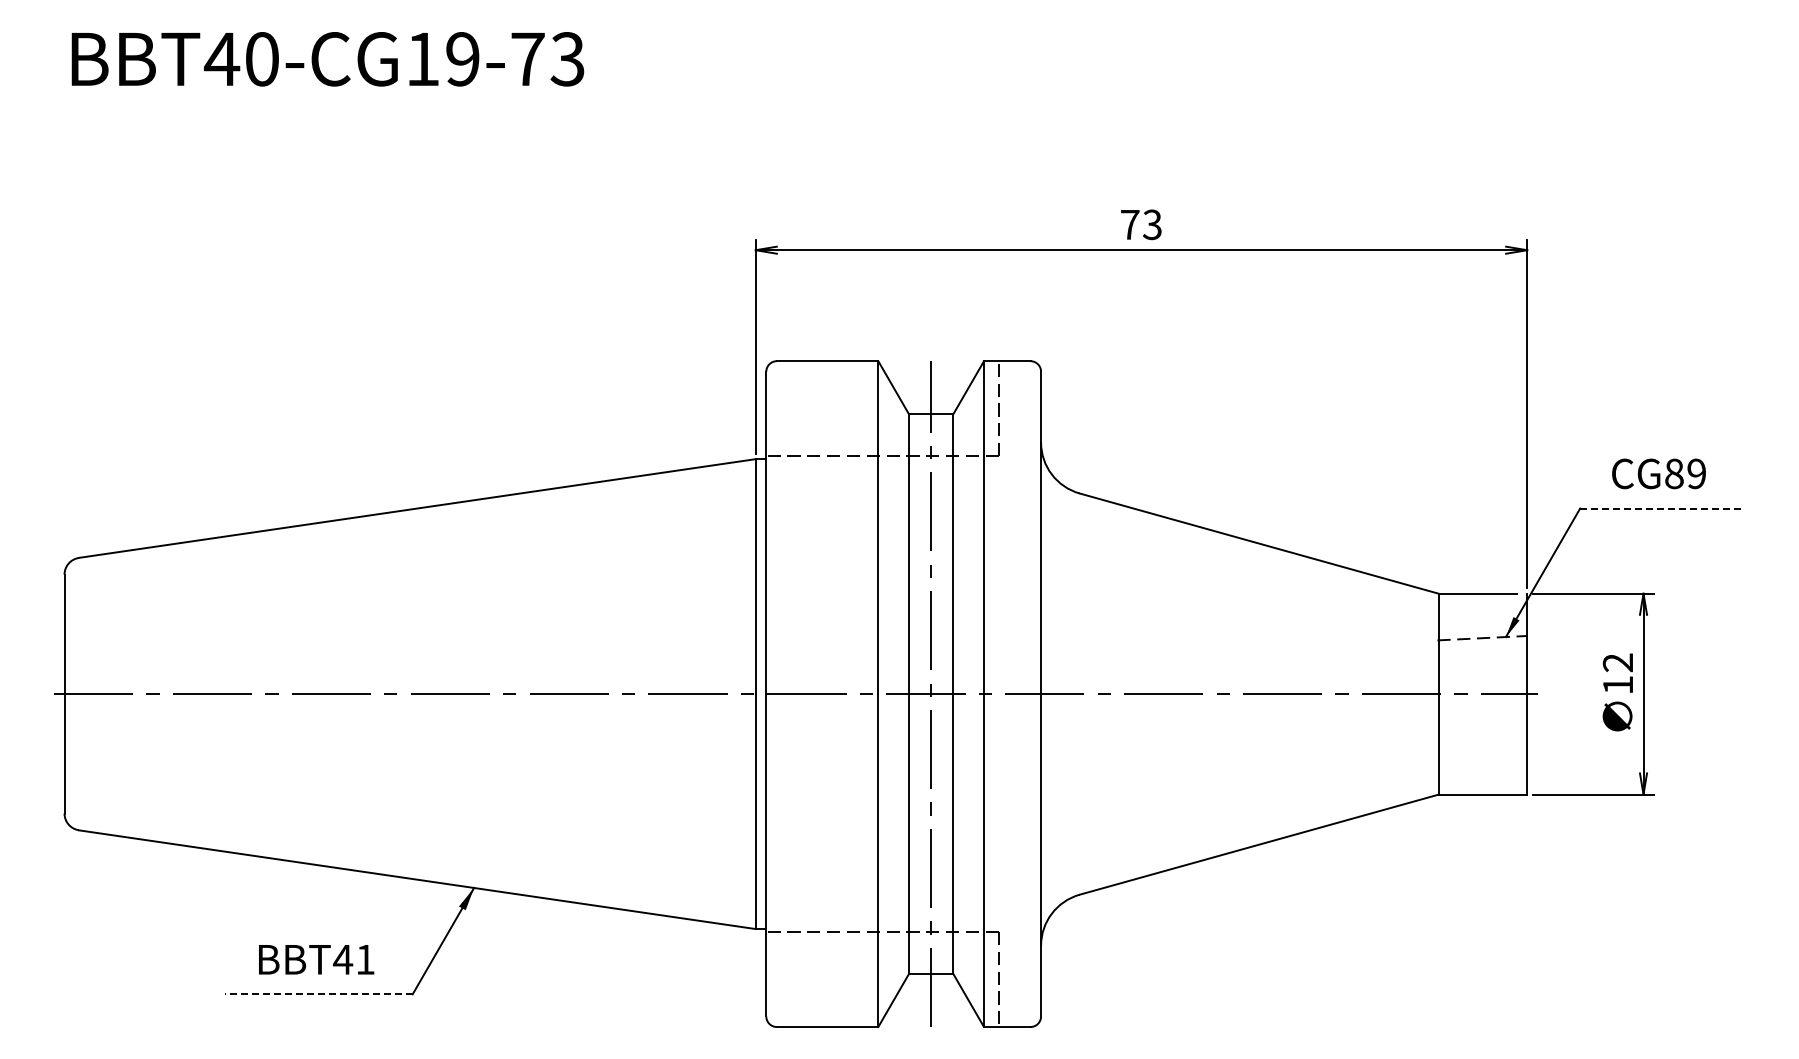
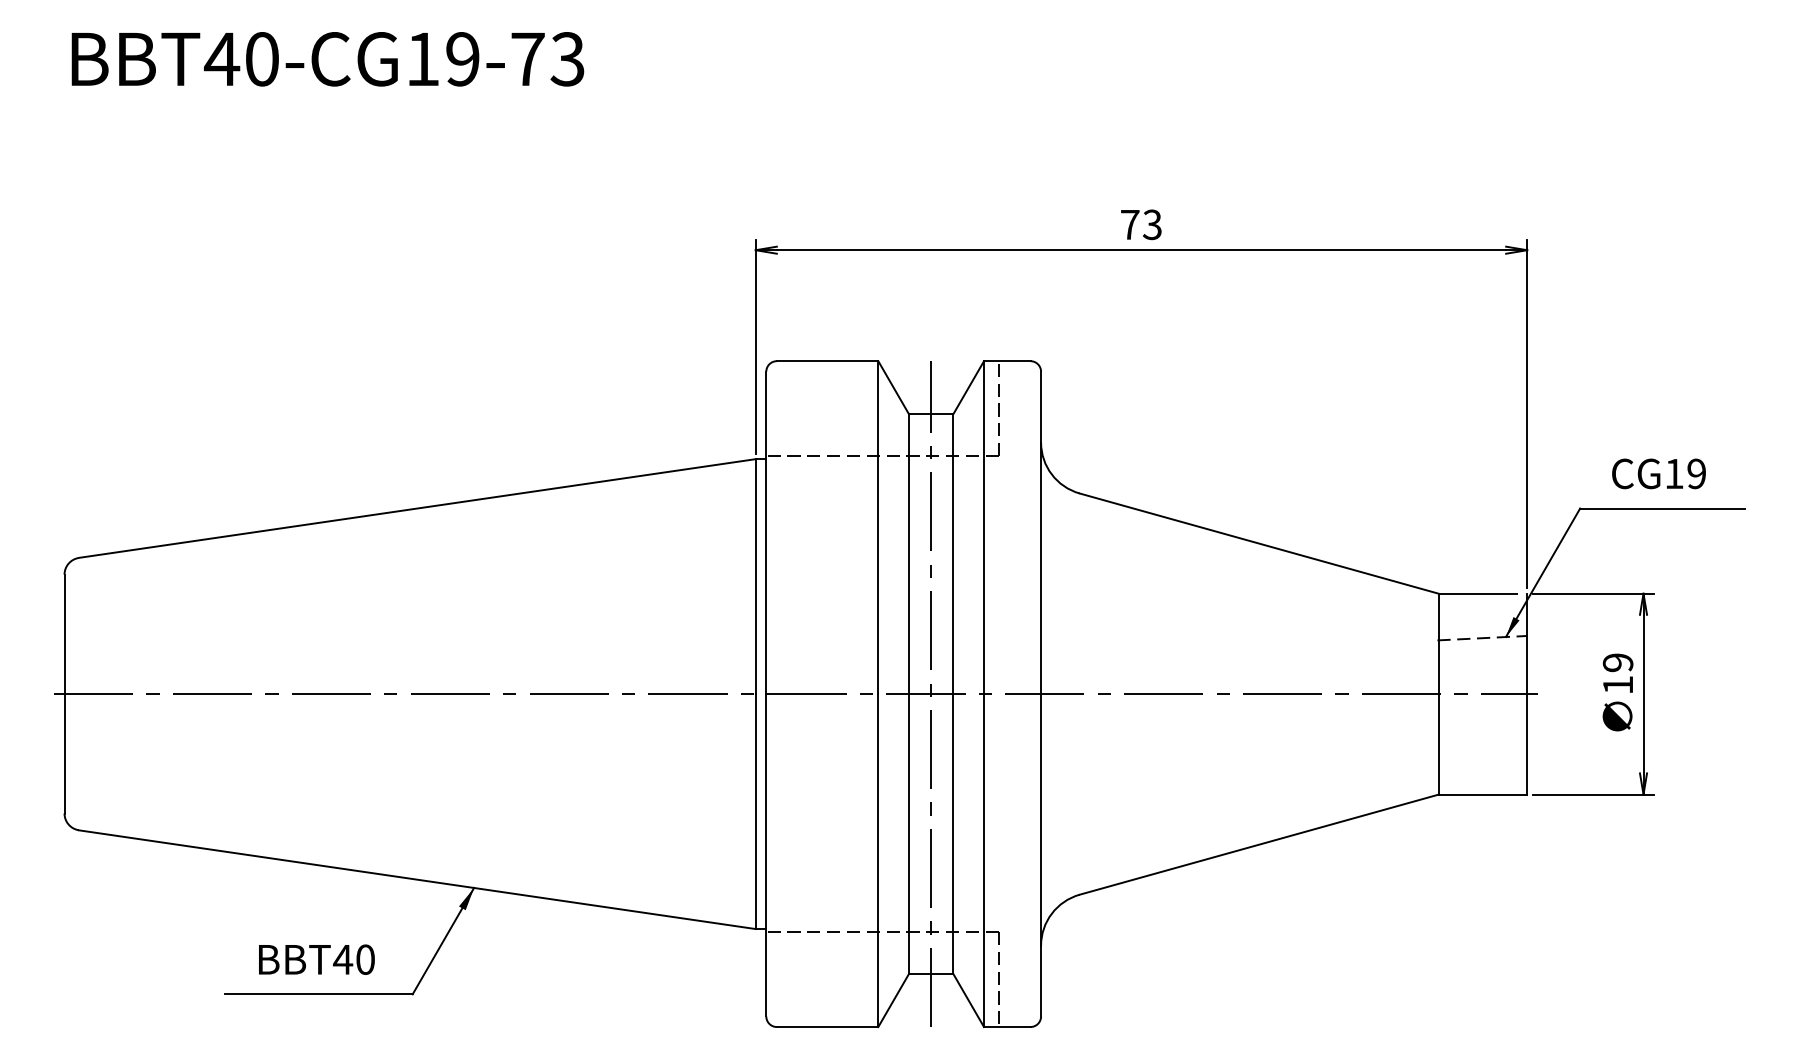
text: CG89 -> CG19 (1674, 473)
line: dashed -> solid (1663, 508)
text: 12 -> 19 (1618, 662)
text: BBT41 -> BBT40 (365, 959)
line: dashed -> solid (318, 994)
